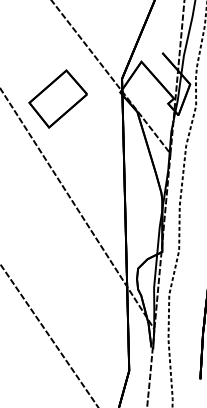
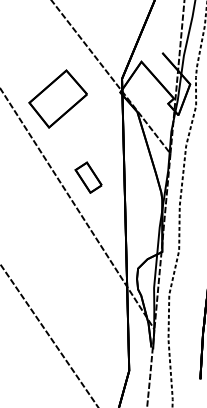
part: none -> present (88, 177)
